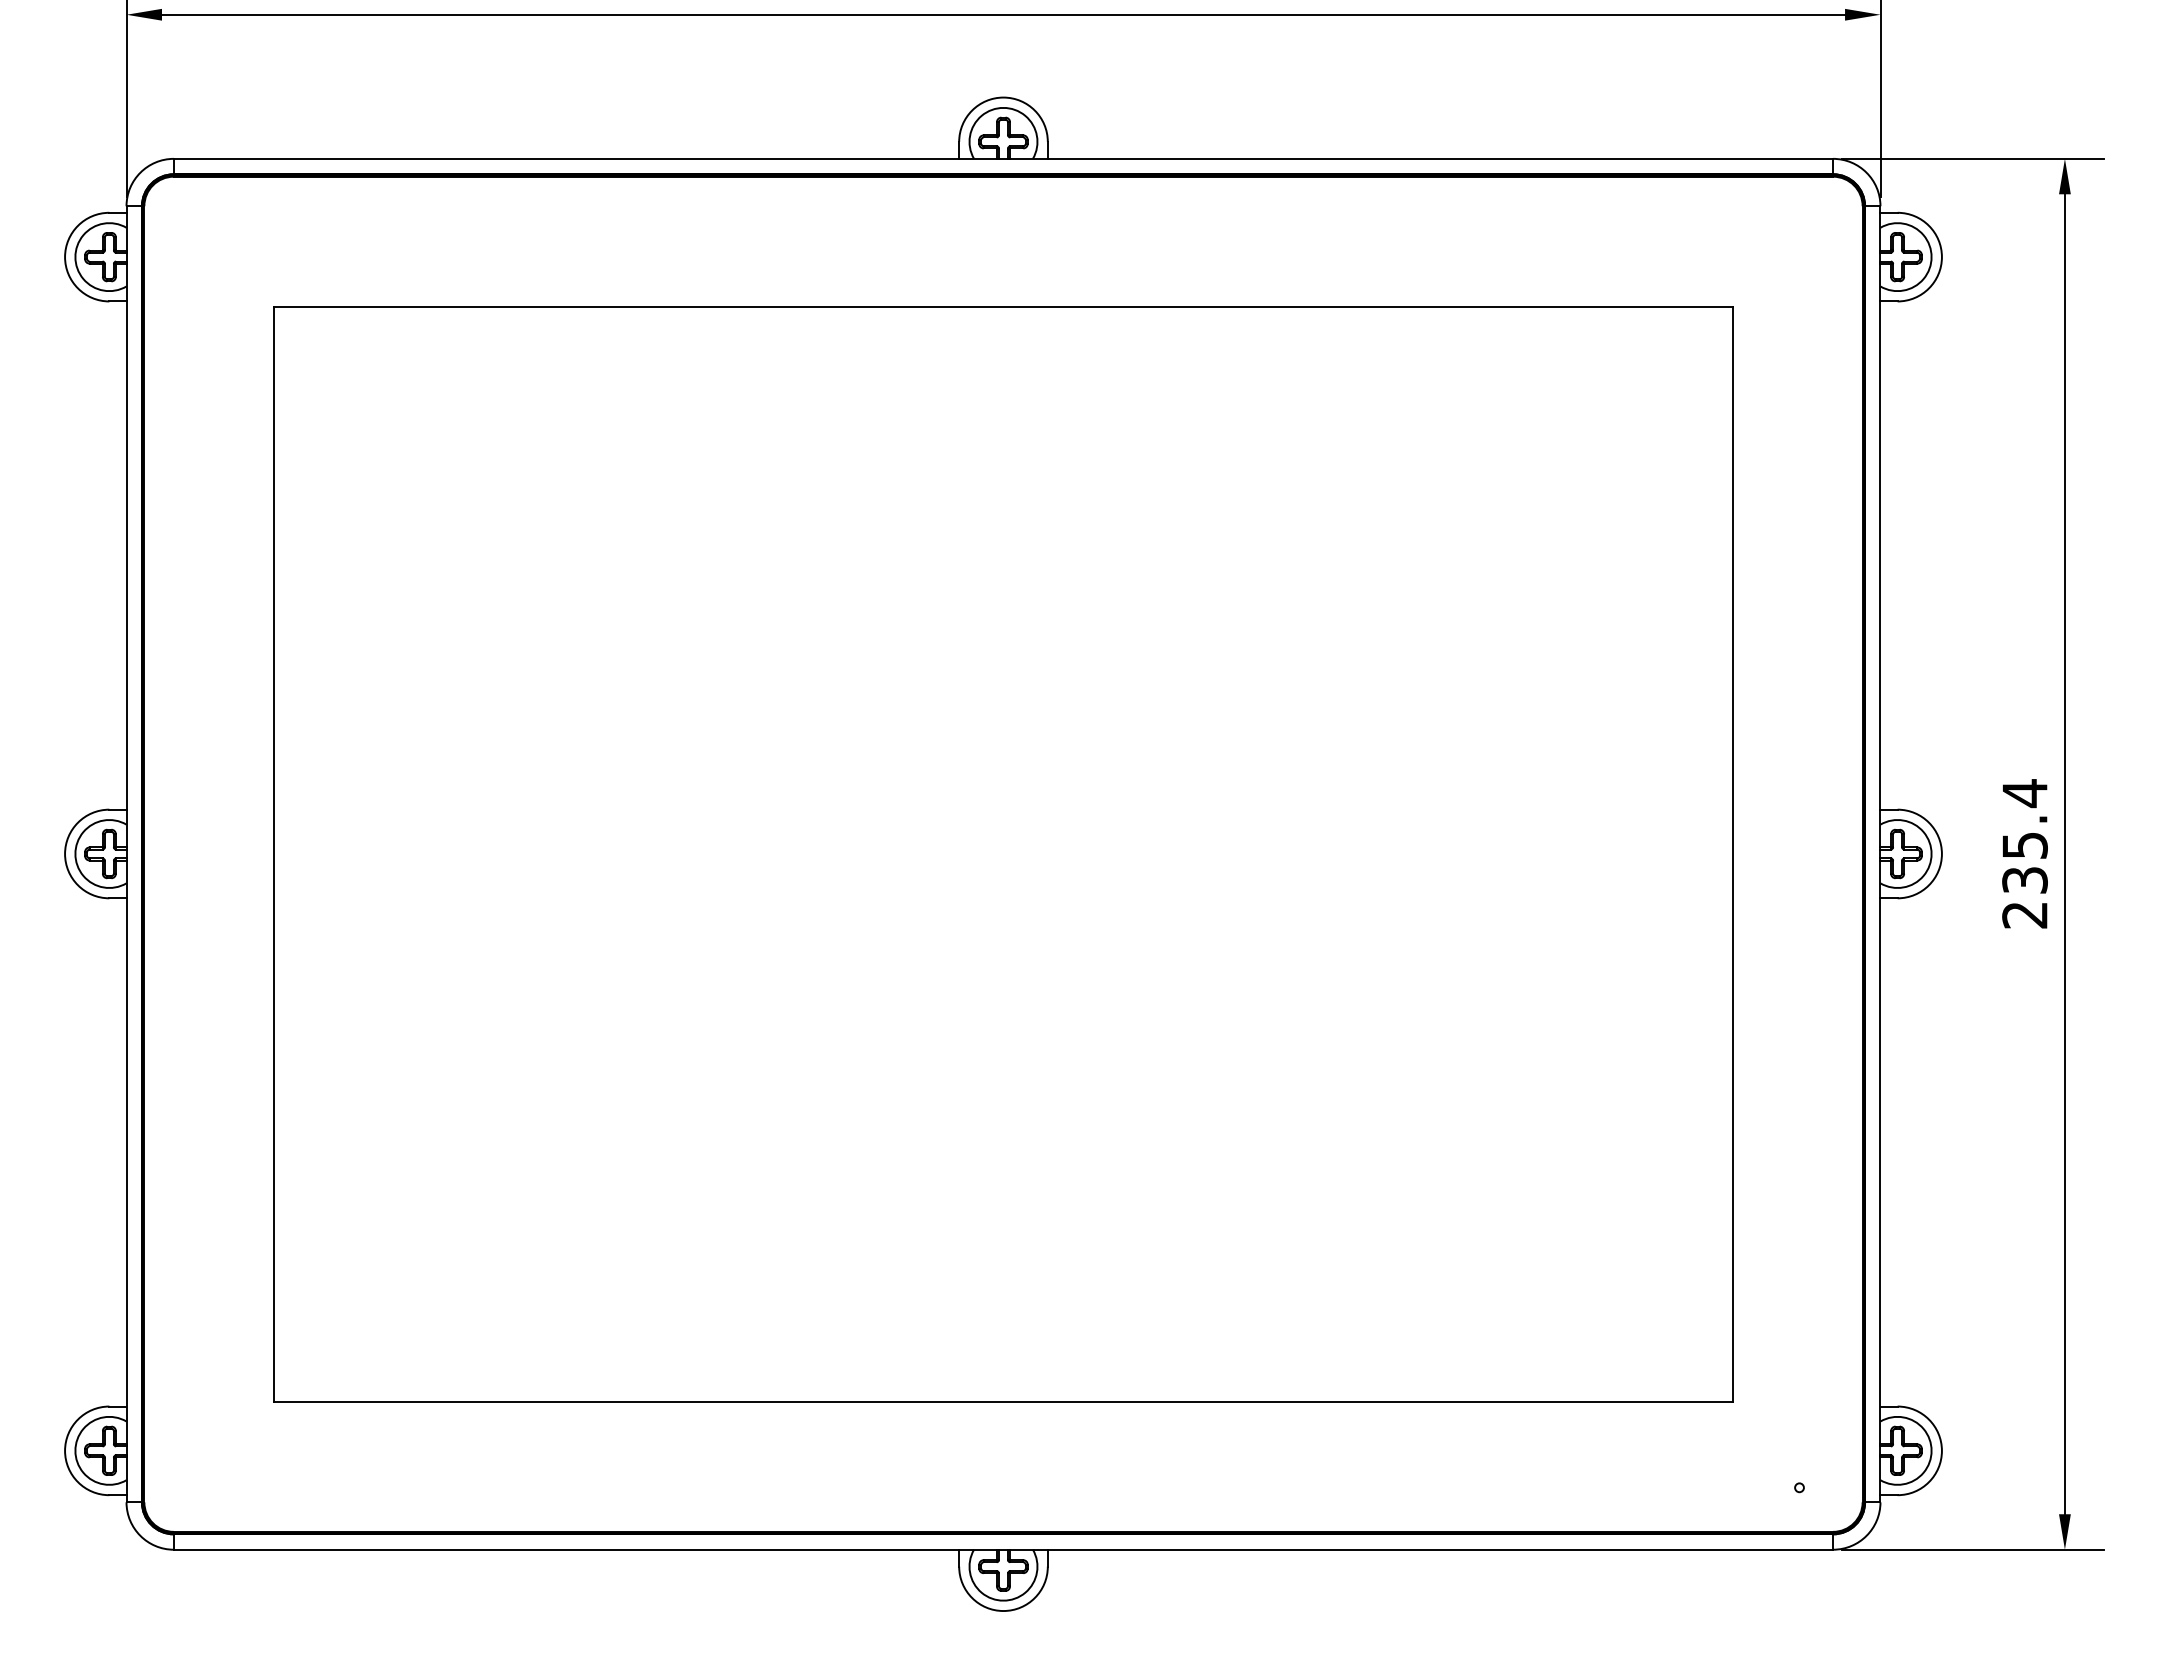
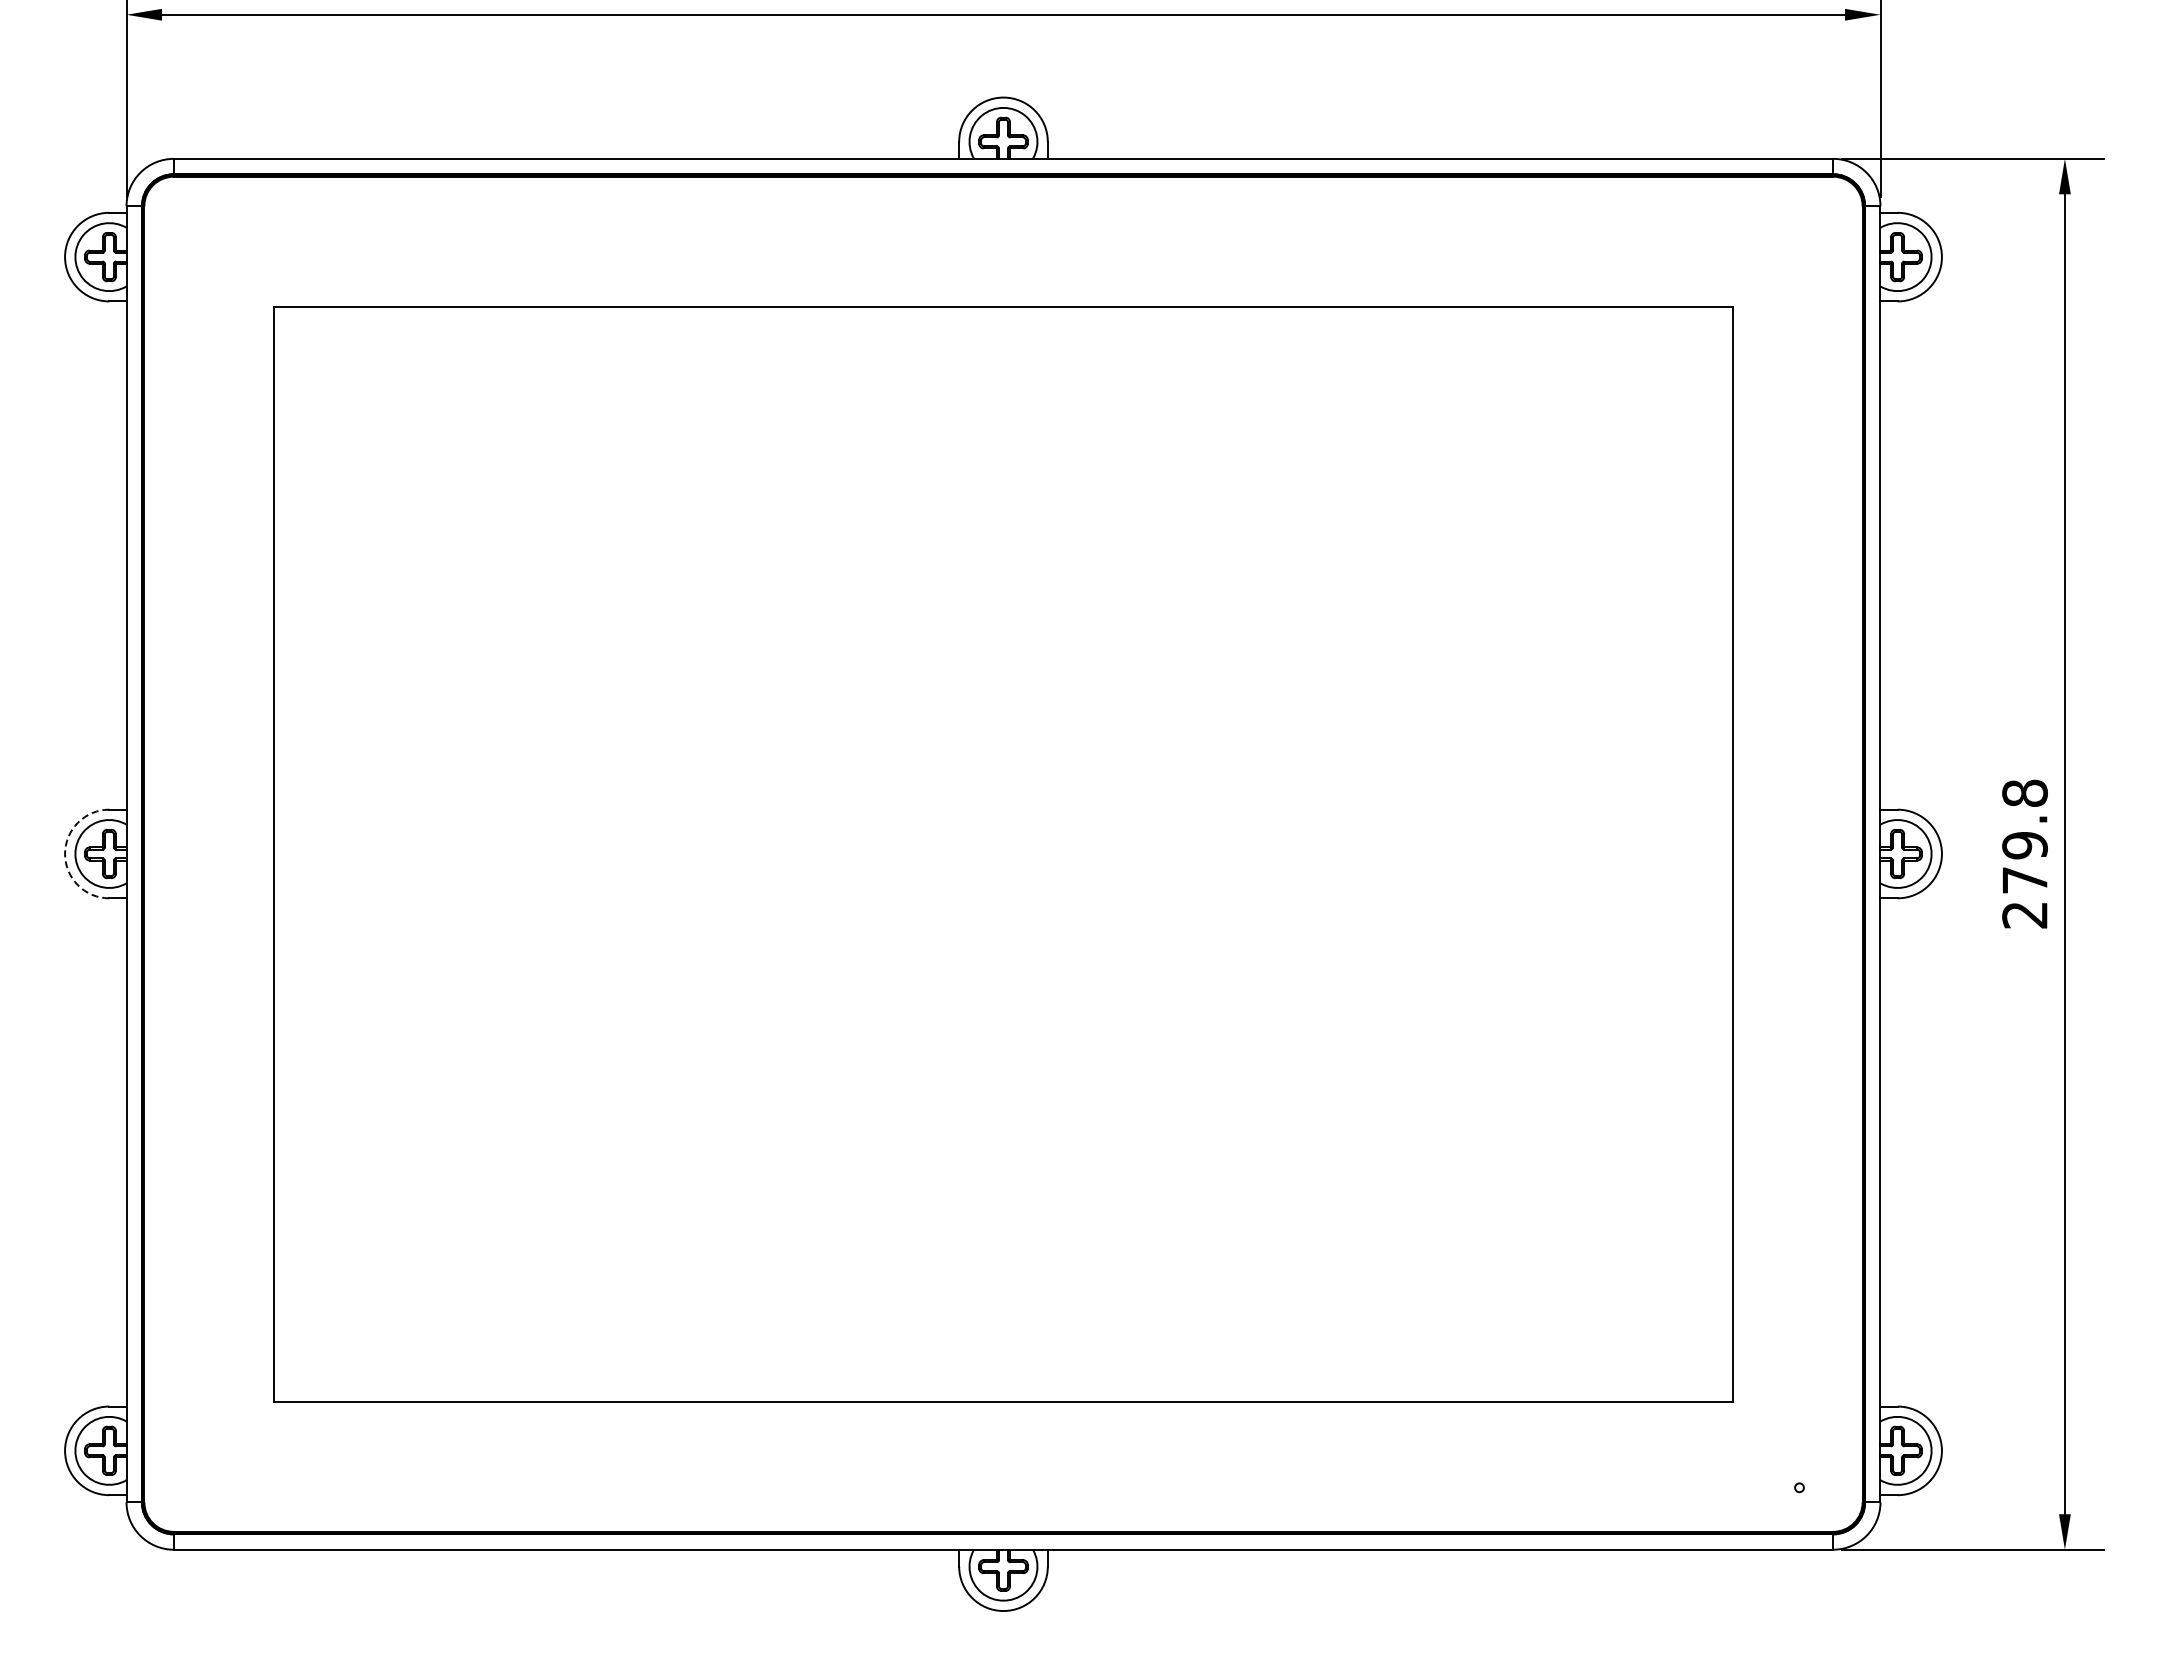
text: 235.4 -> 279.8 (2024, 836)
arc: solid -> dashed (65, 854)
